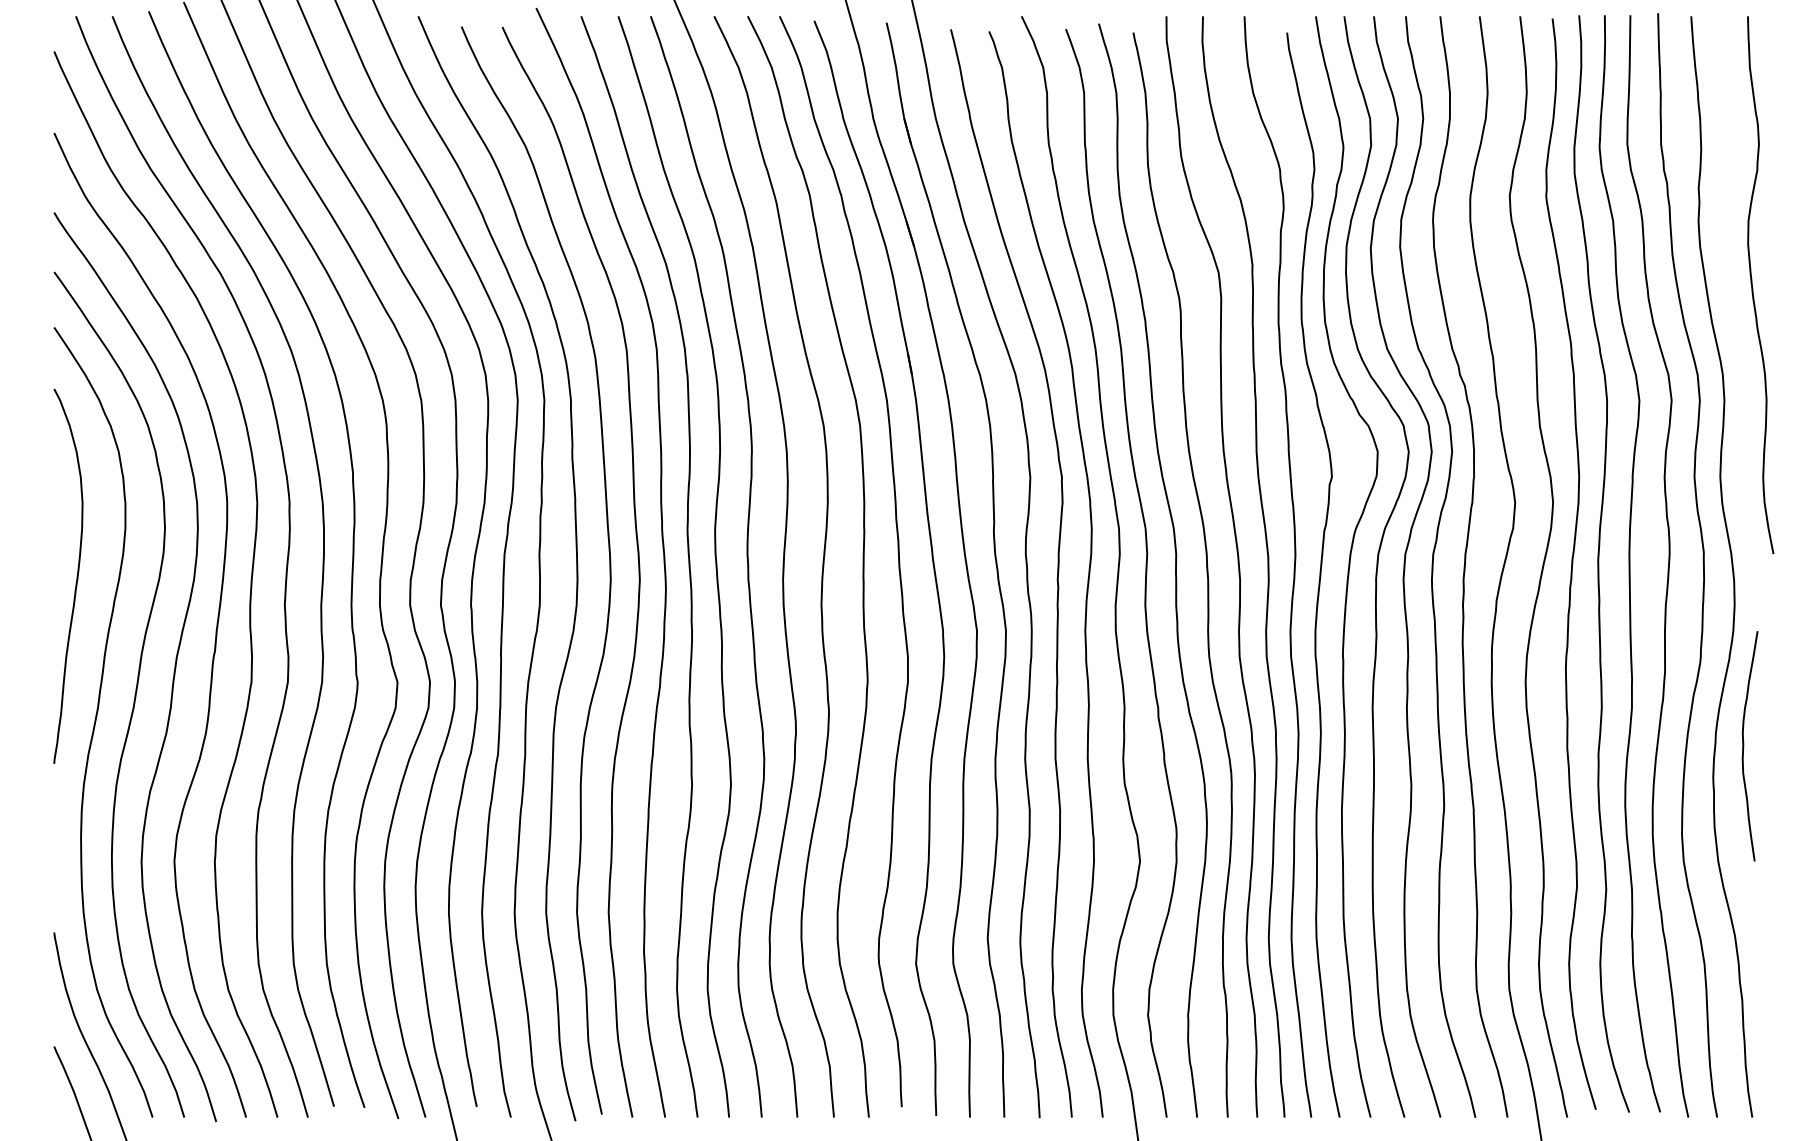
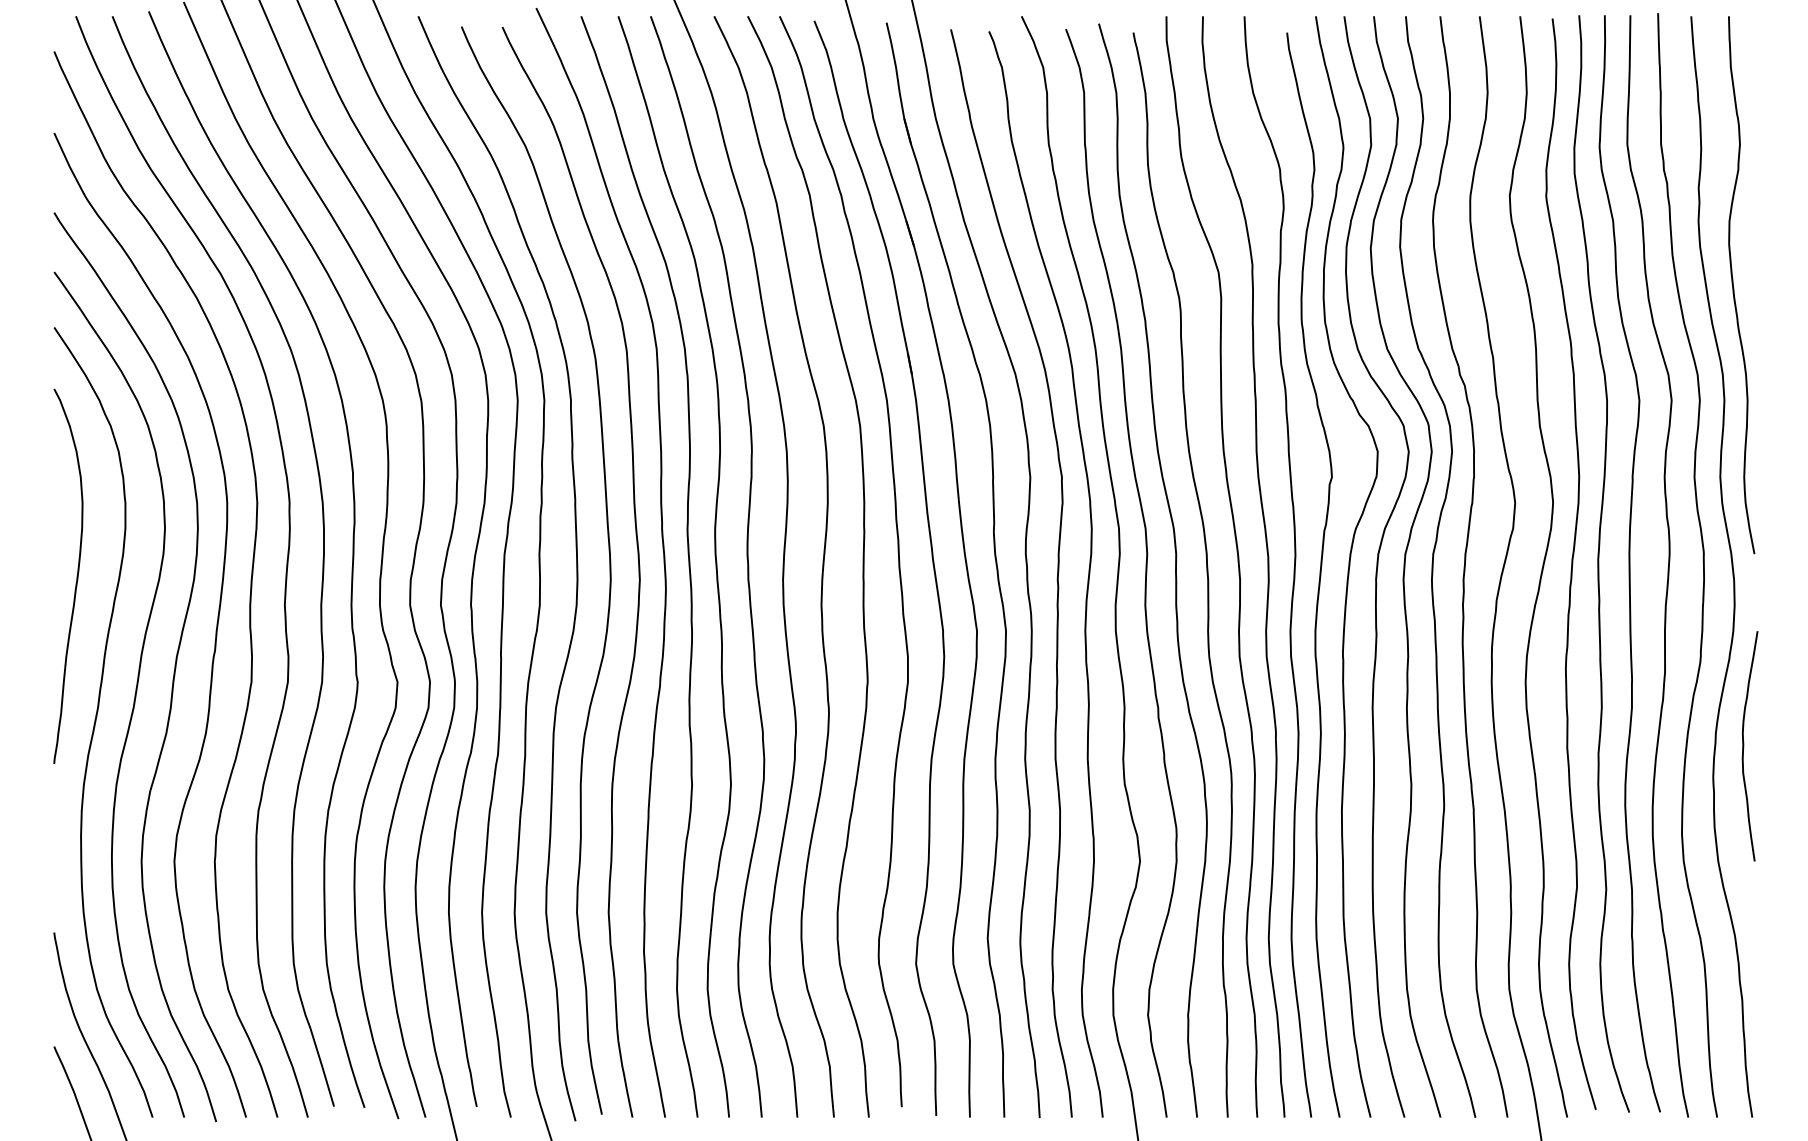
curve position: (1753, 288) -> (1734, 288) (1734, 288)
